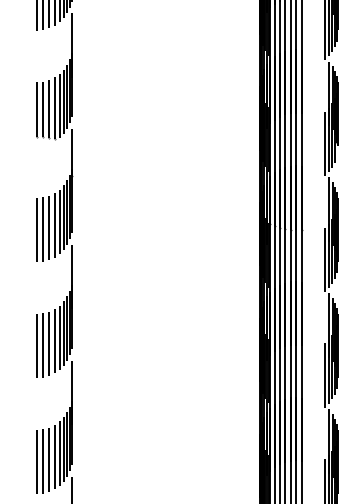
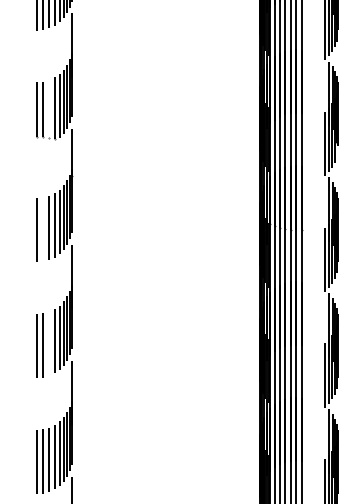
line: present -> none (49, 108)
line: present -> none (43, 229)
line: present -> none (49, 343)
